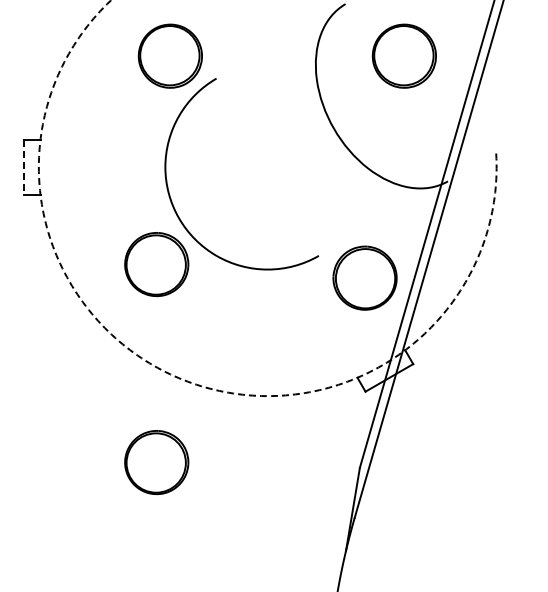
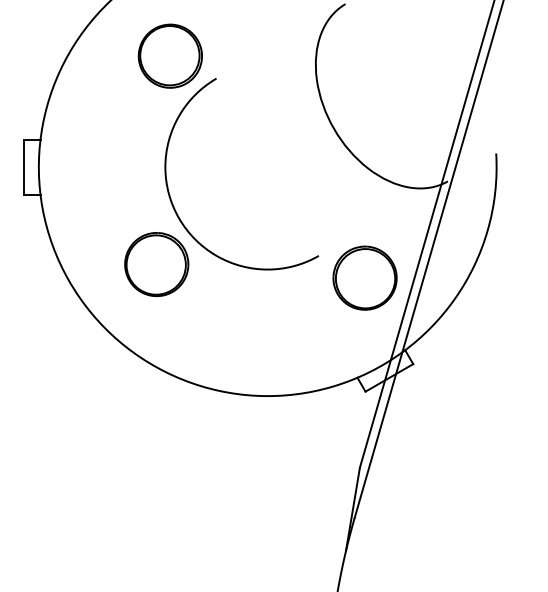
part: present -> none (403, 55)
line: dashed -> solid (24, 167)
arc: dashed -> solid (183, 379)
part: present -> none (156, 462)
